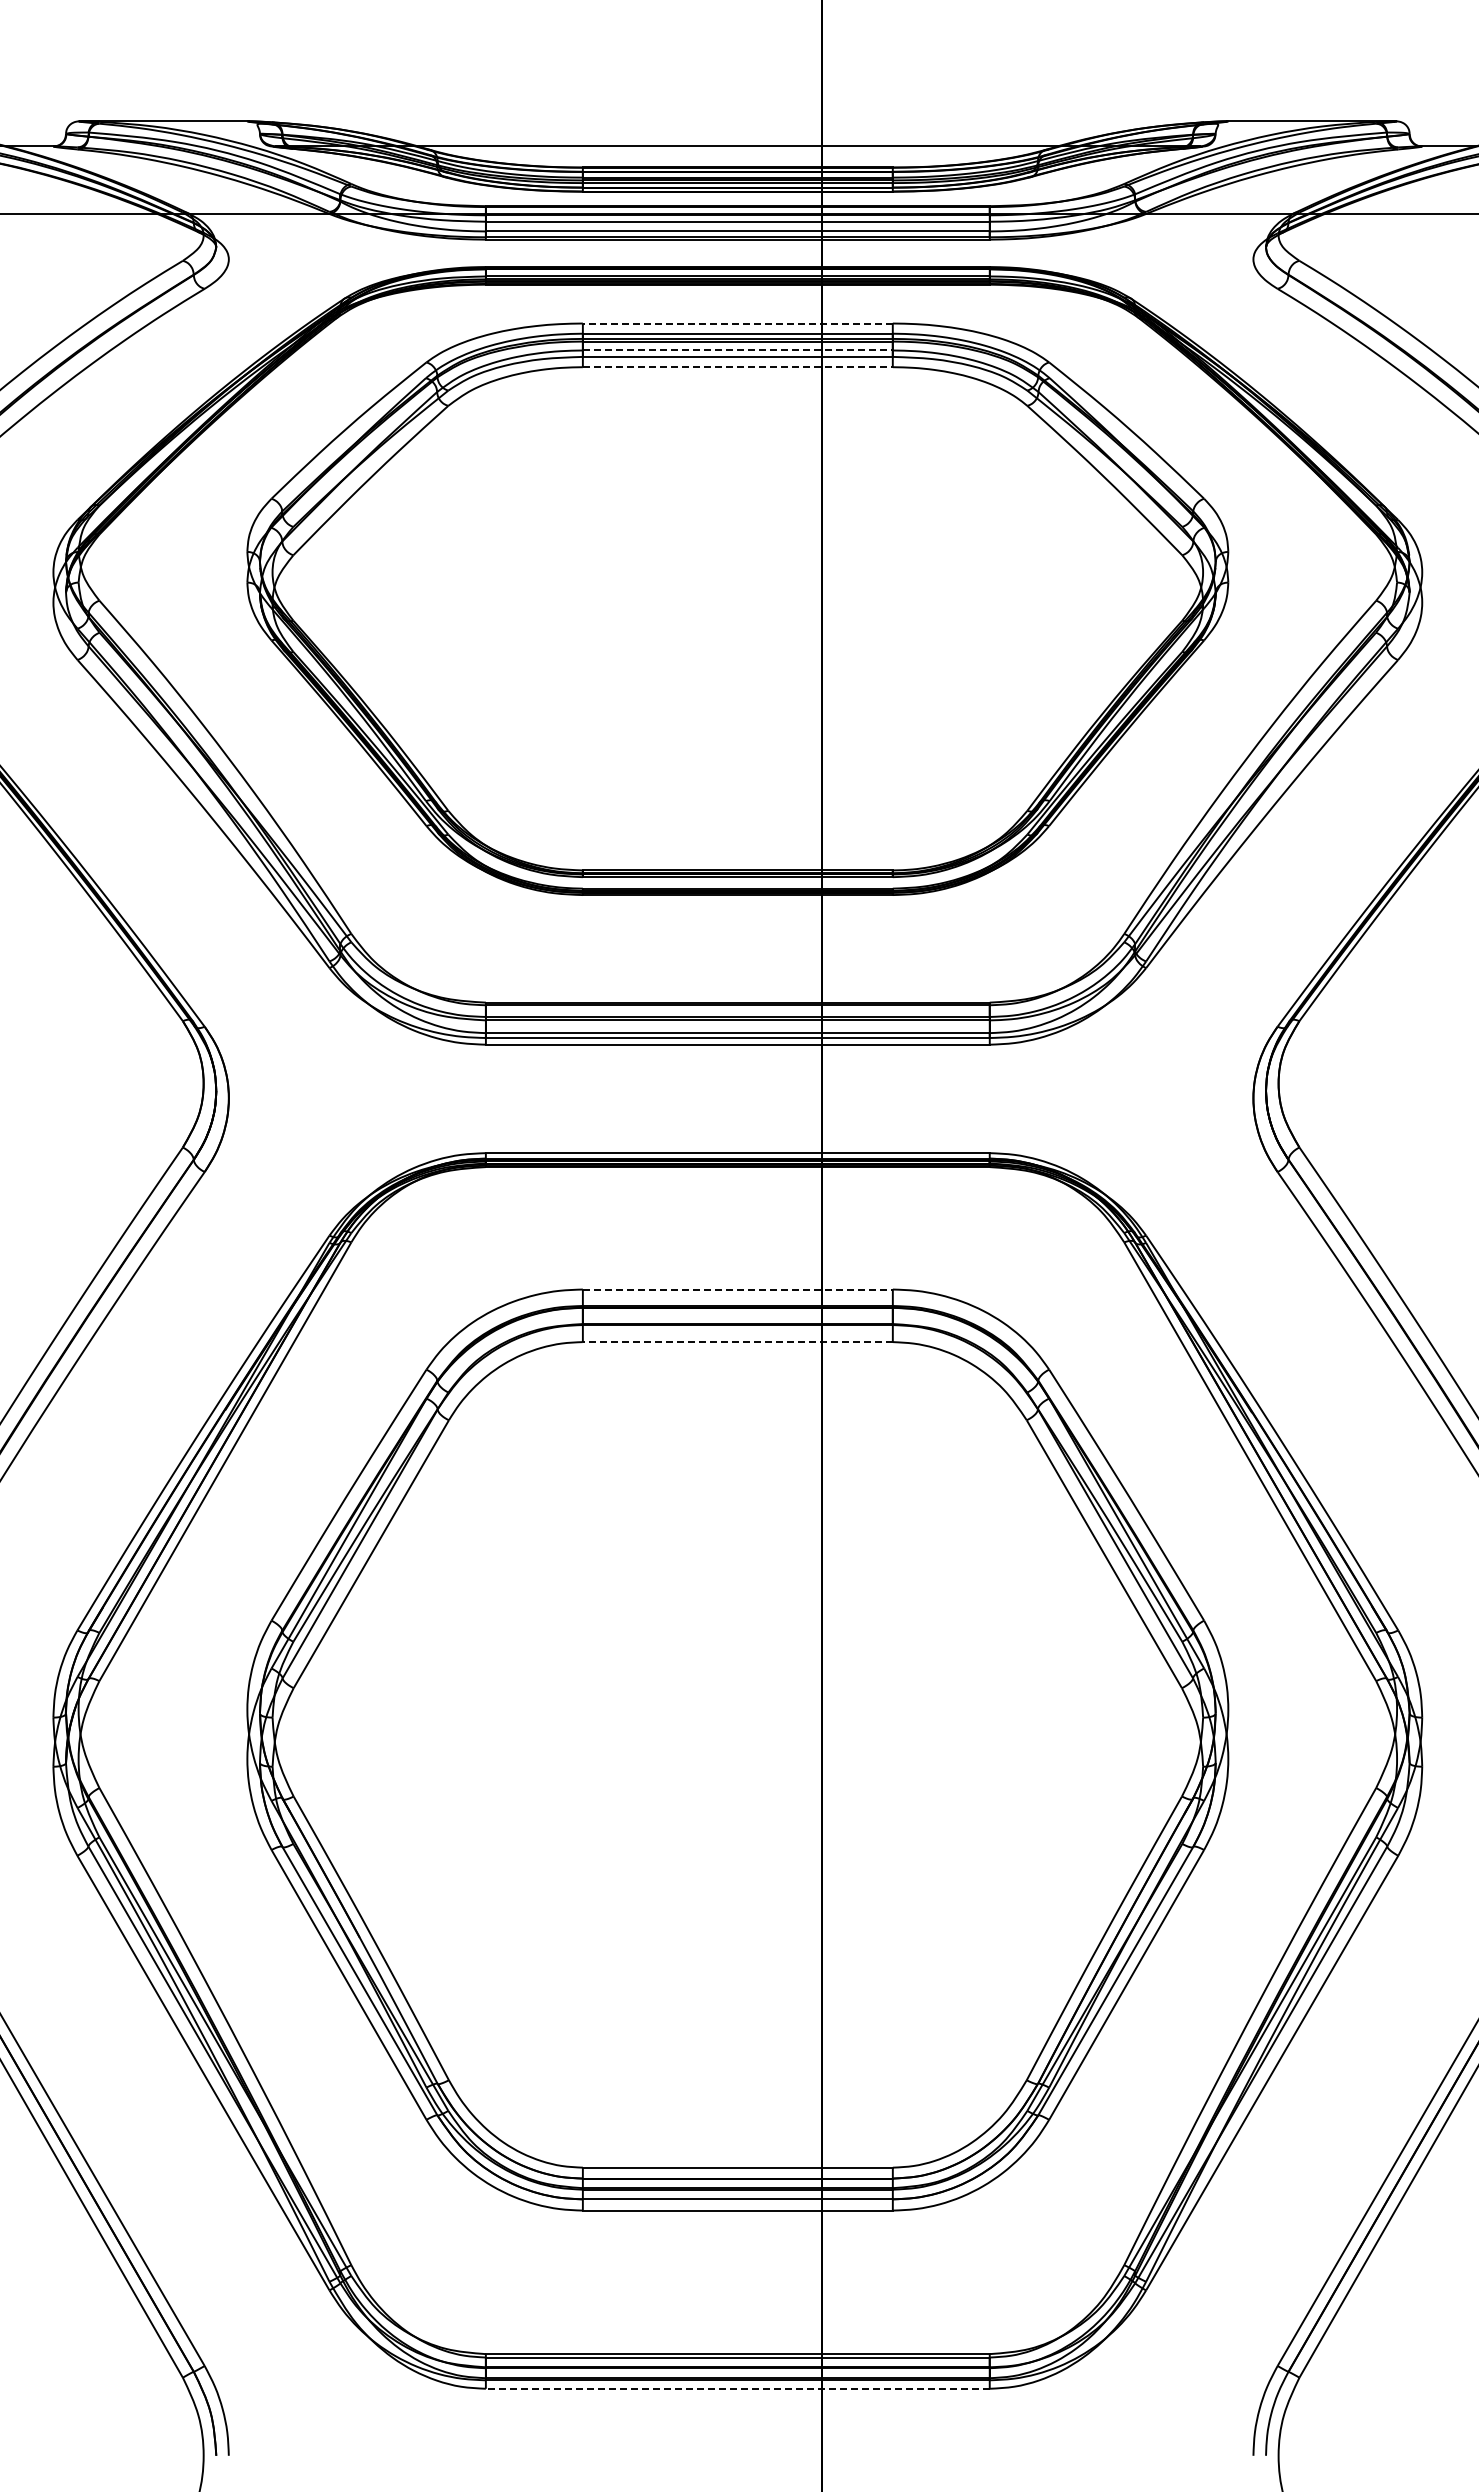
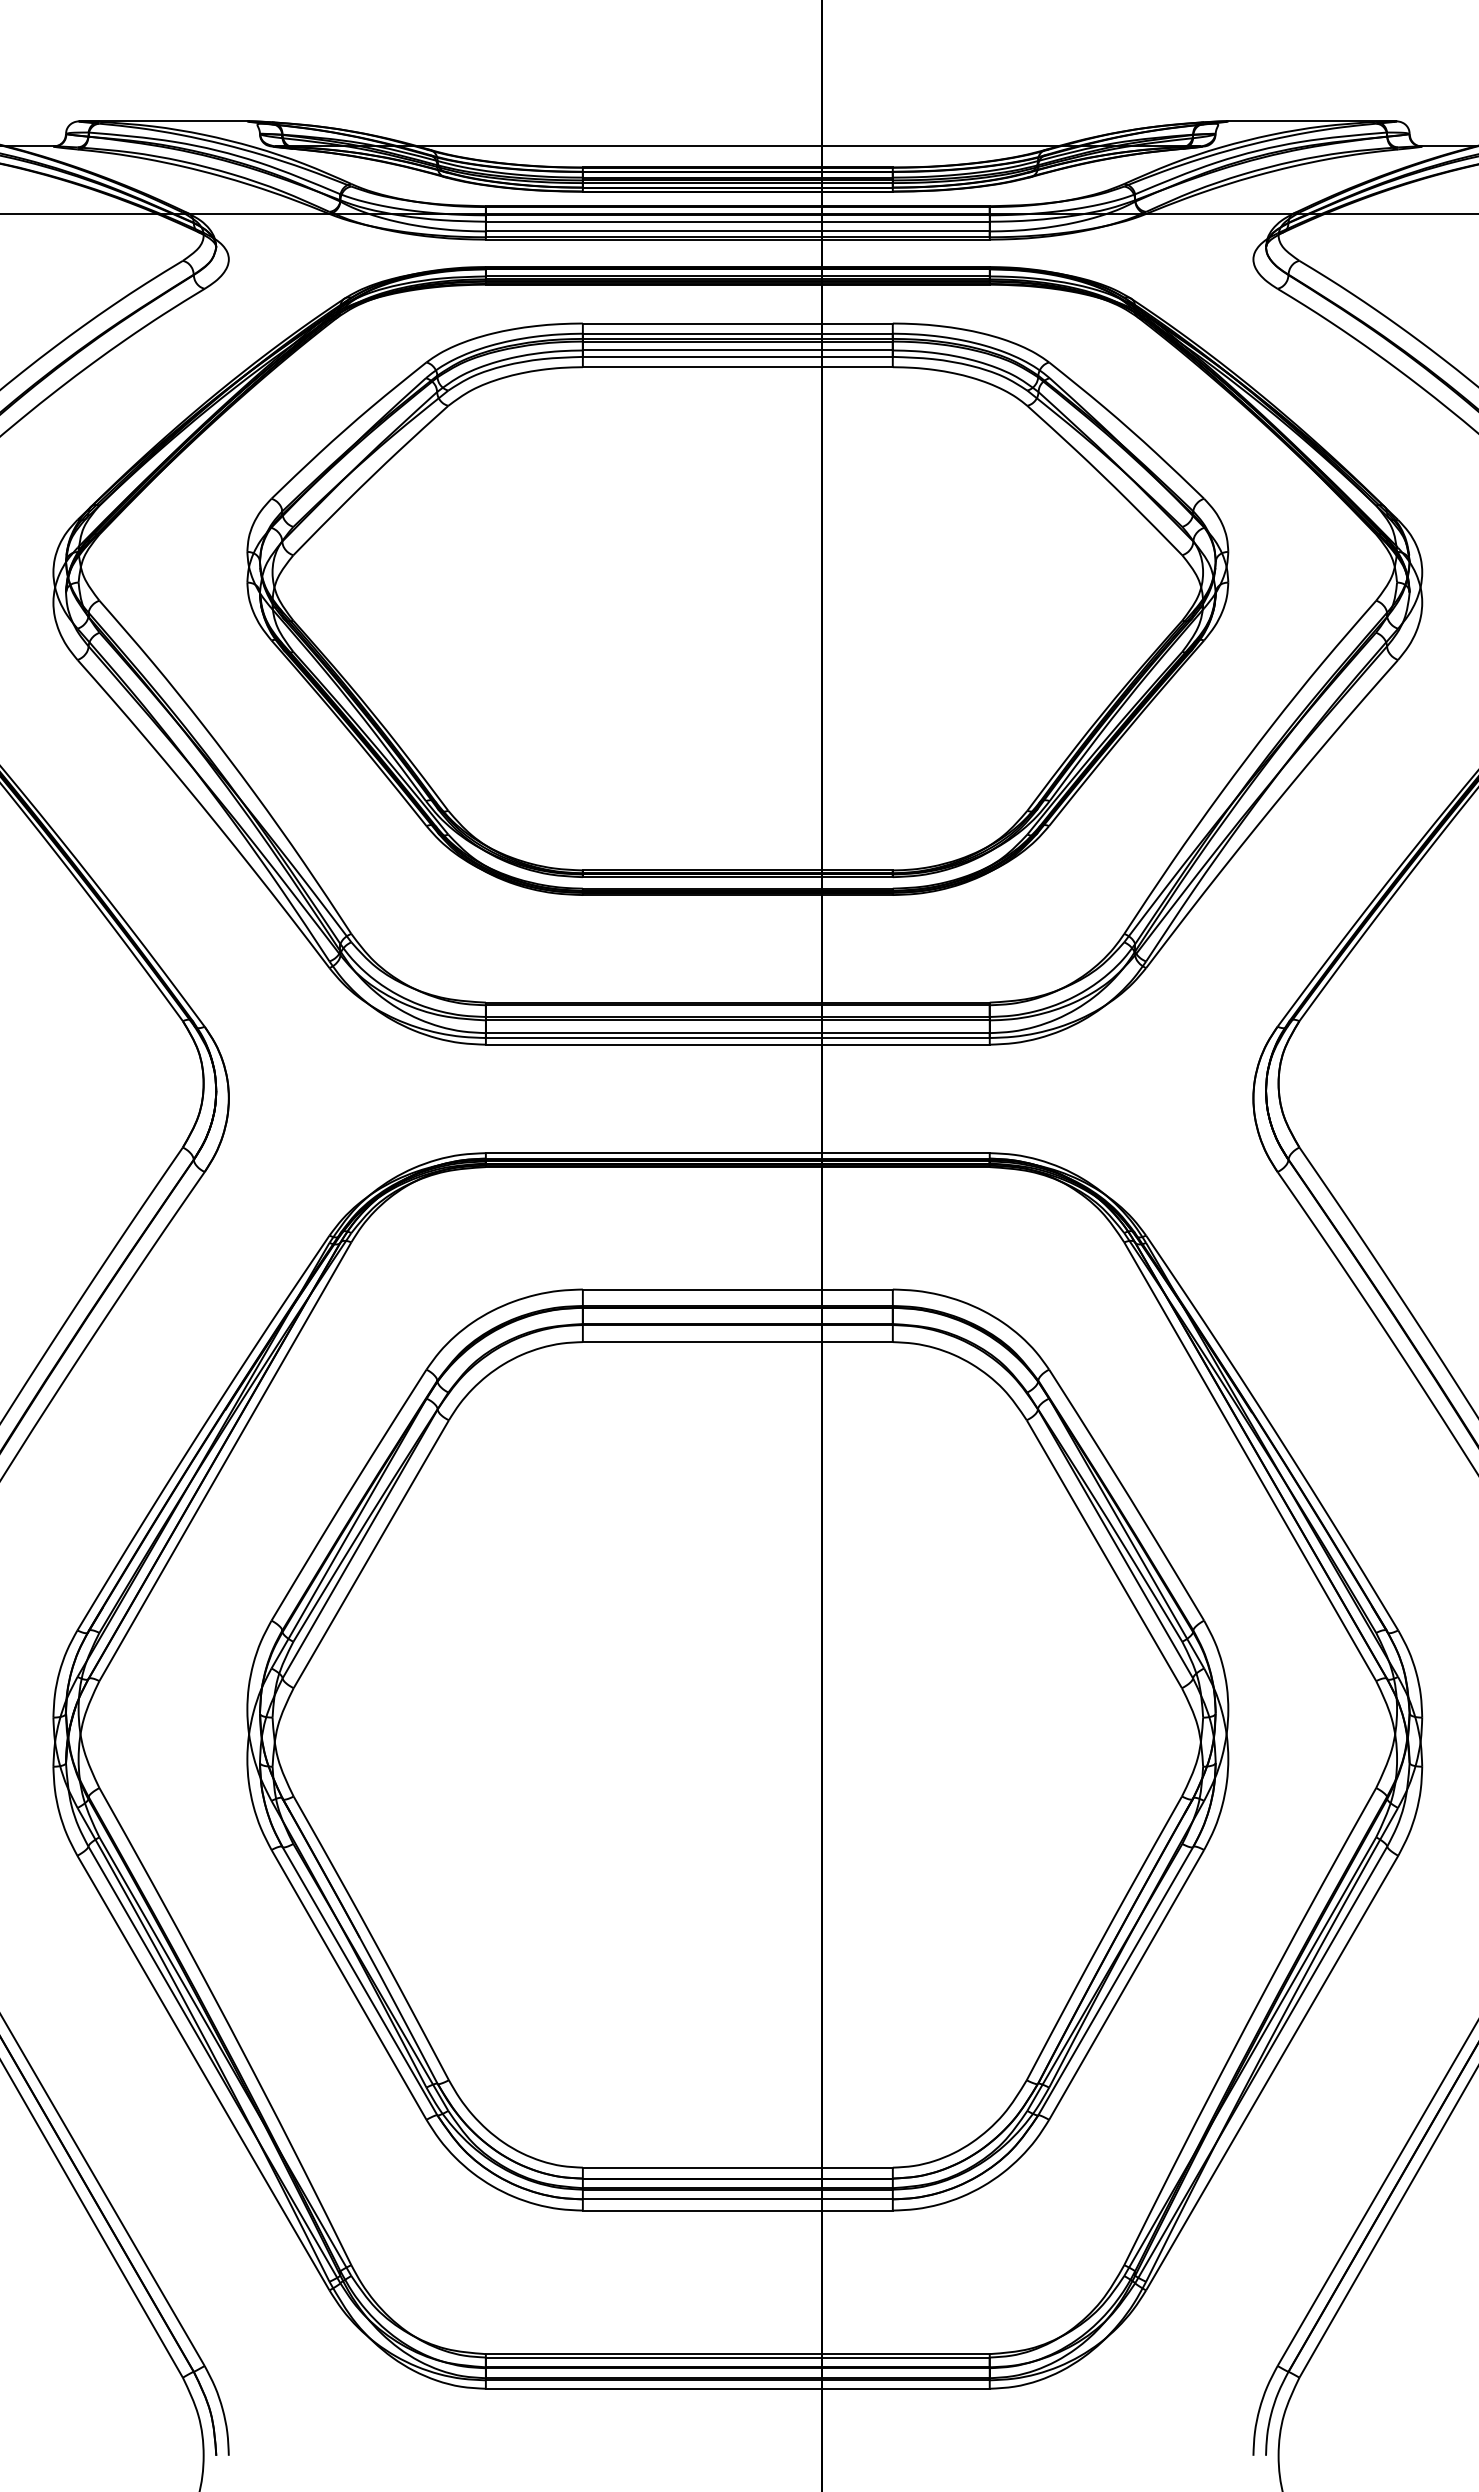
line: dashed -> solid (737, 323)
line: dashed -> solid (737, 350)
line: dashed -> solid (737, 367)
line: dashed -> solid (737, 1289)
line: dashed -> solid (737, 1342)
line: dashed -> solid (737, 2388)
